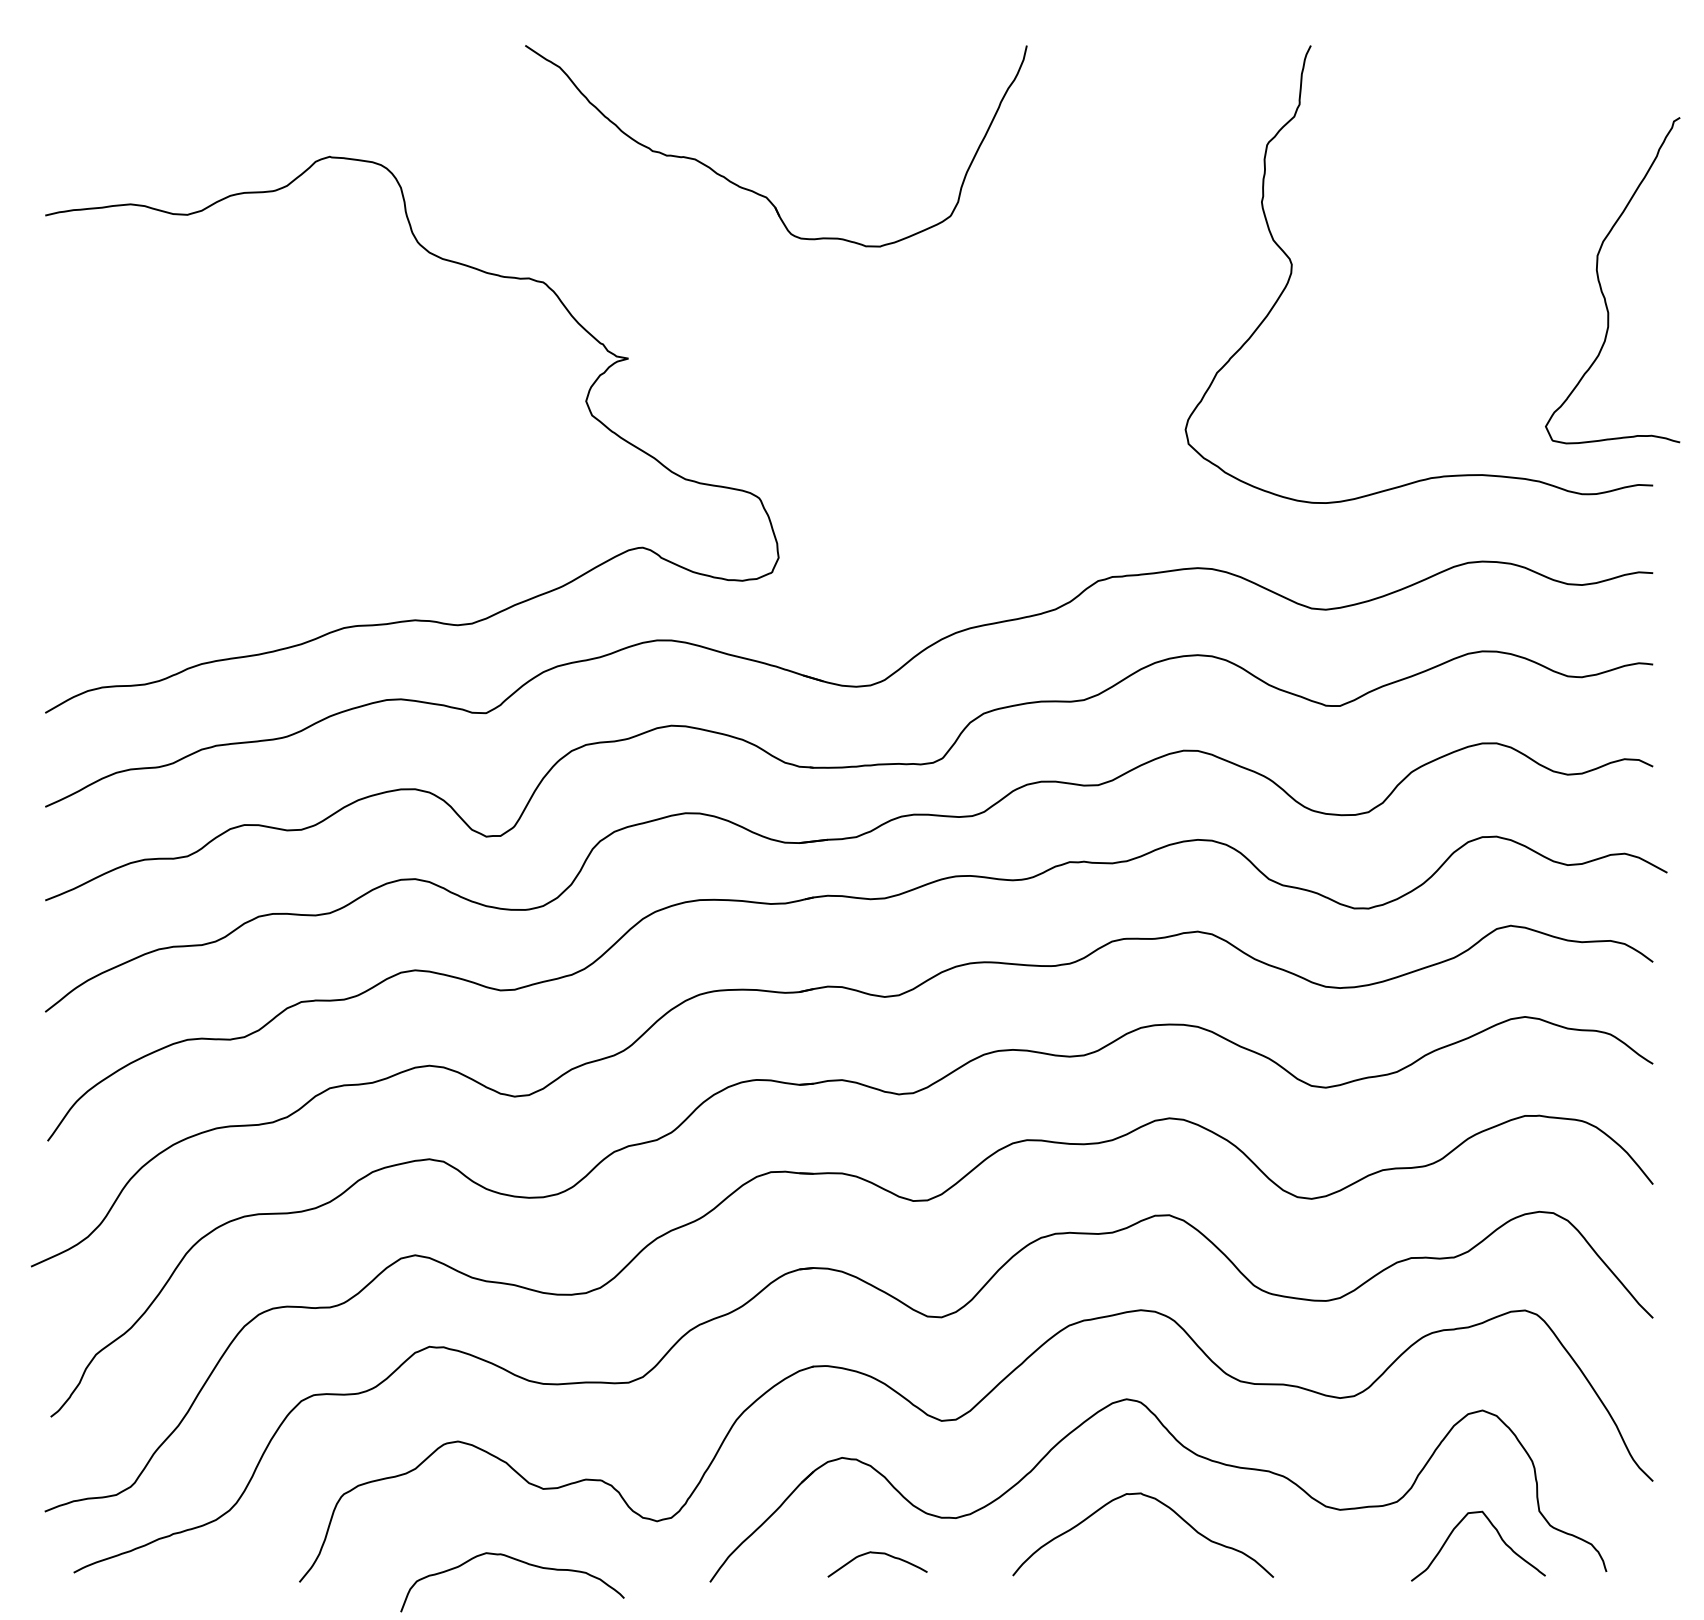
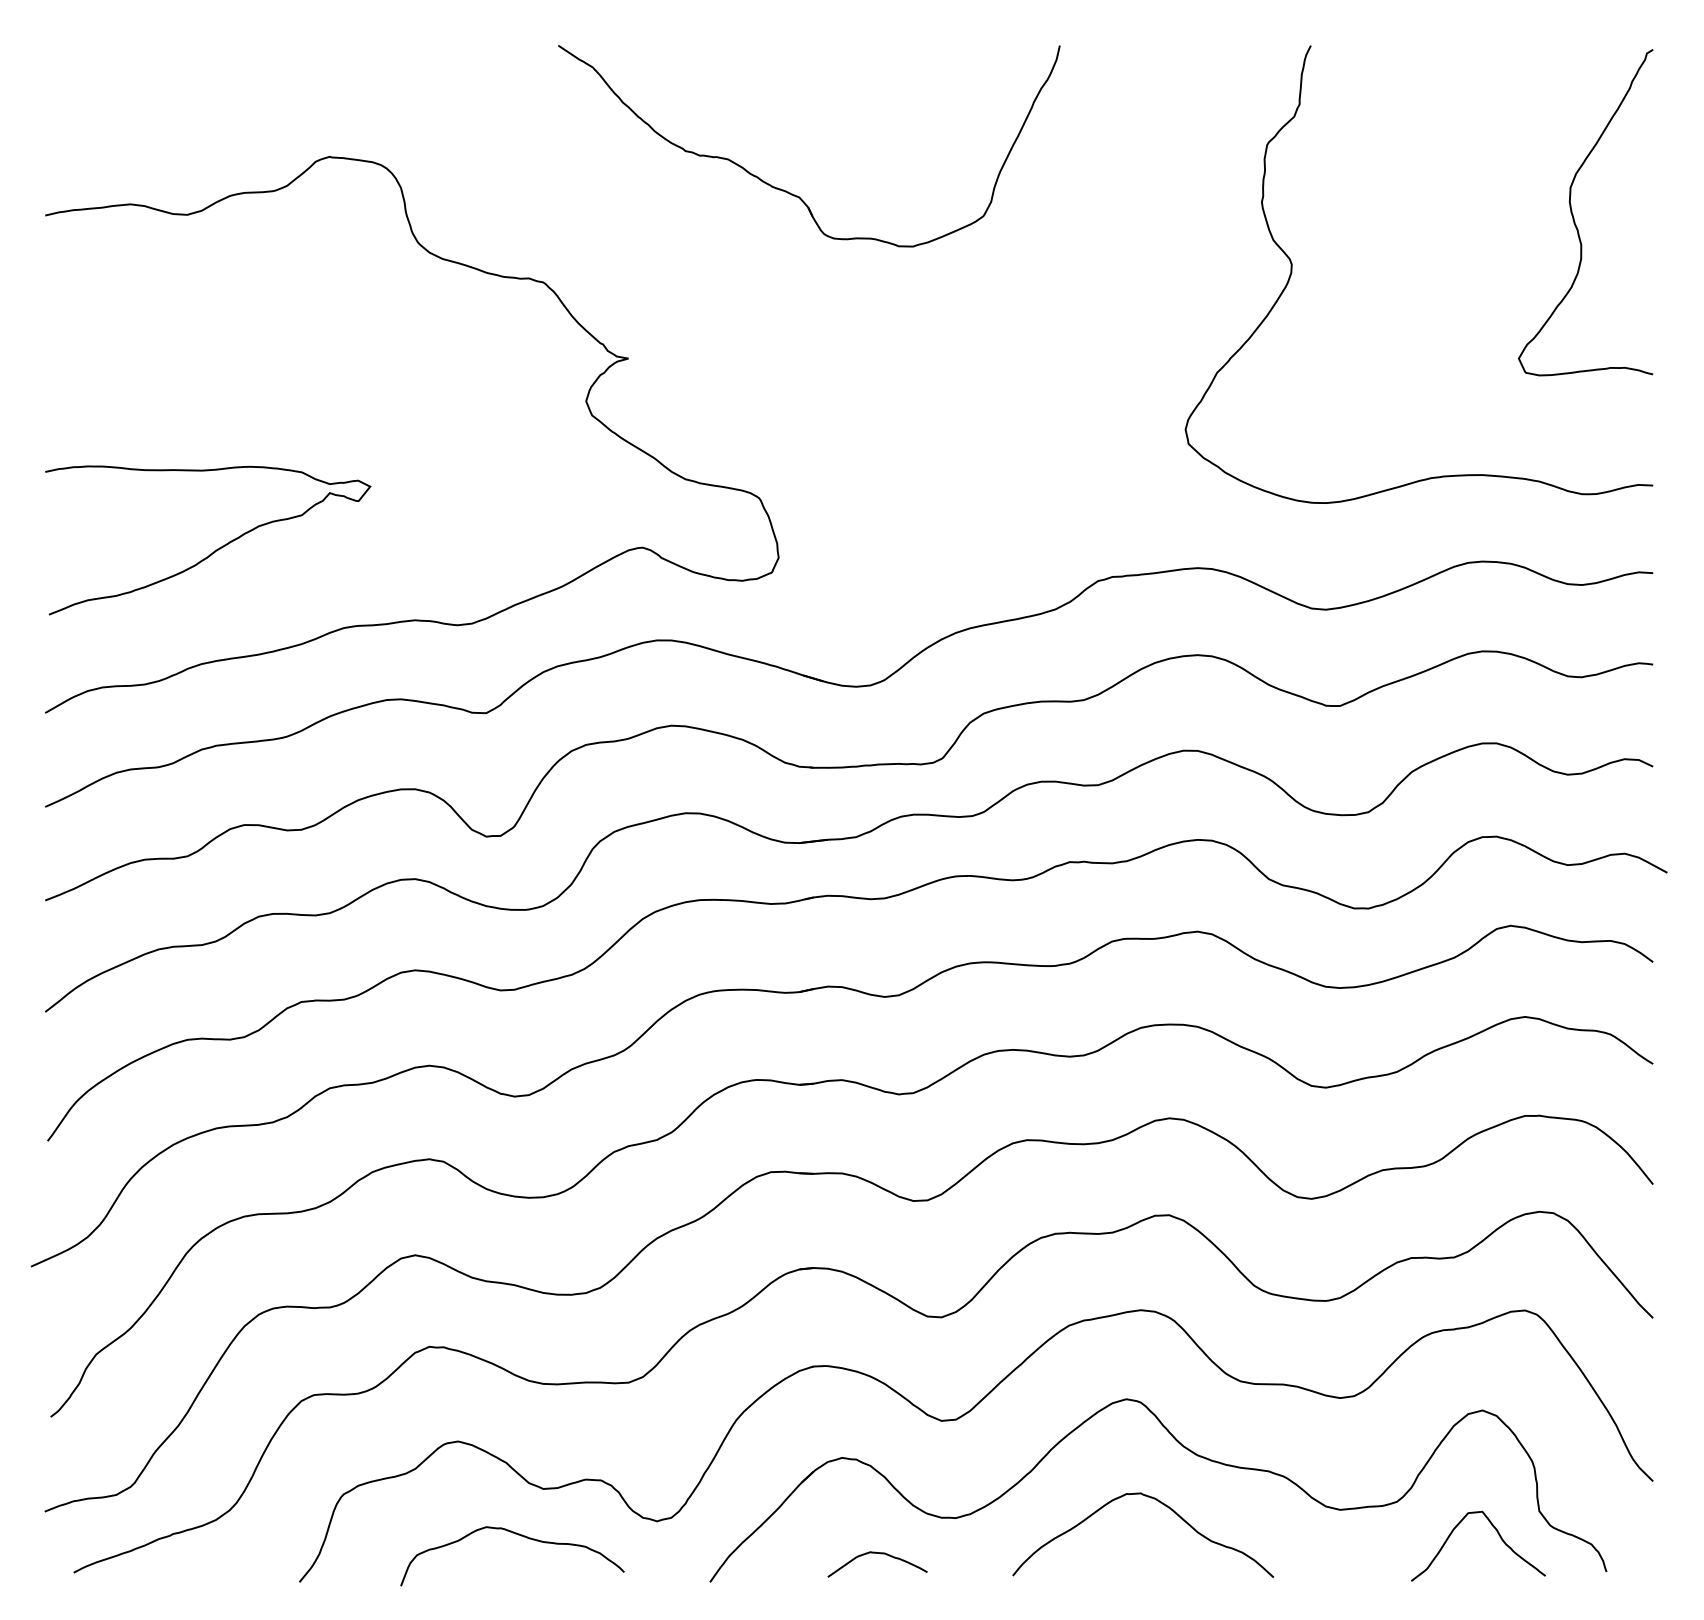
part position: (753, 190) -> (786, 190) (786, 190)
curve position: (1601, 285) -> (1574, 217) (1574, 217)
curve: none -> present (214, 550)
curve position: (518, 1561) -> (518, 1535) (518, 1535)
